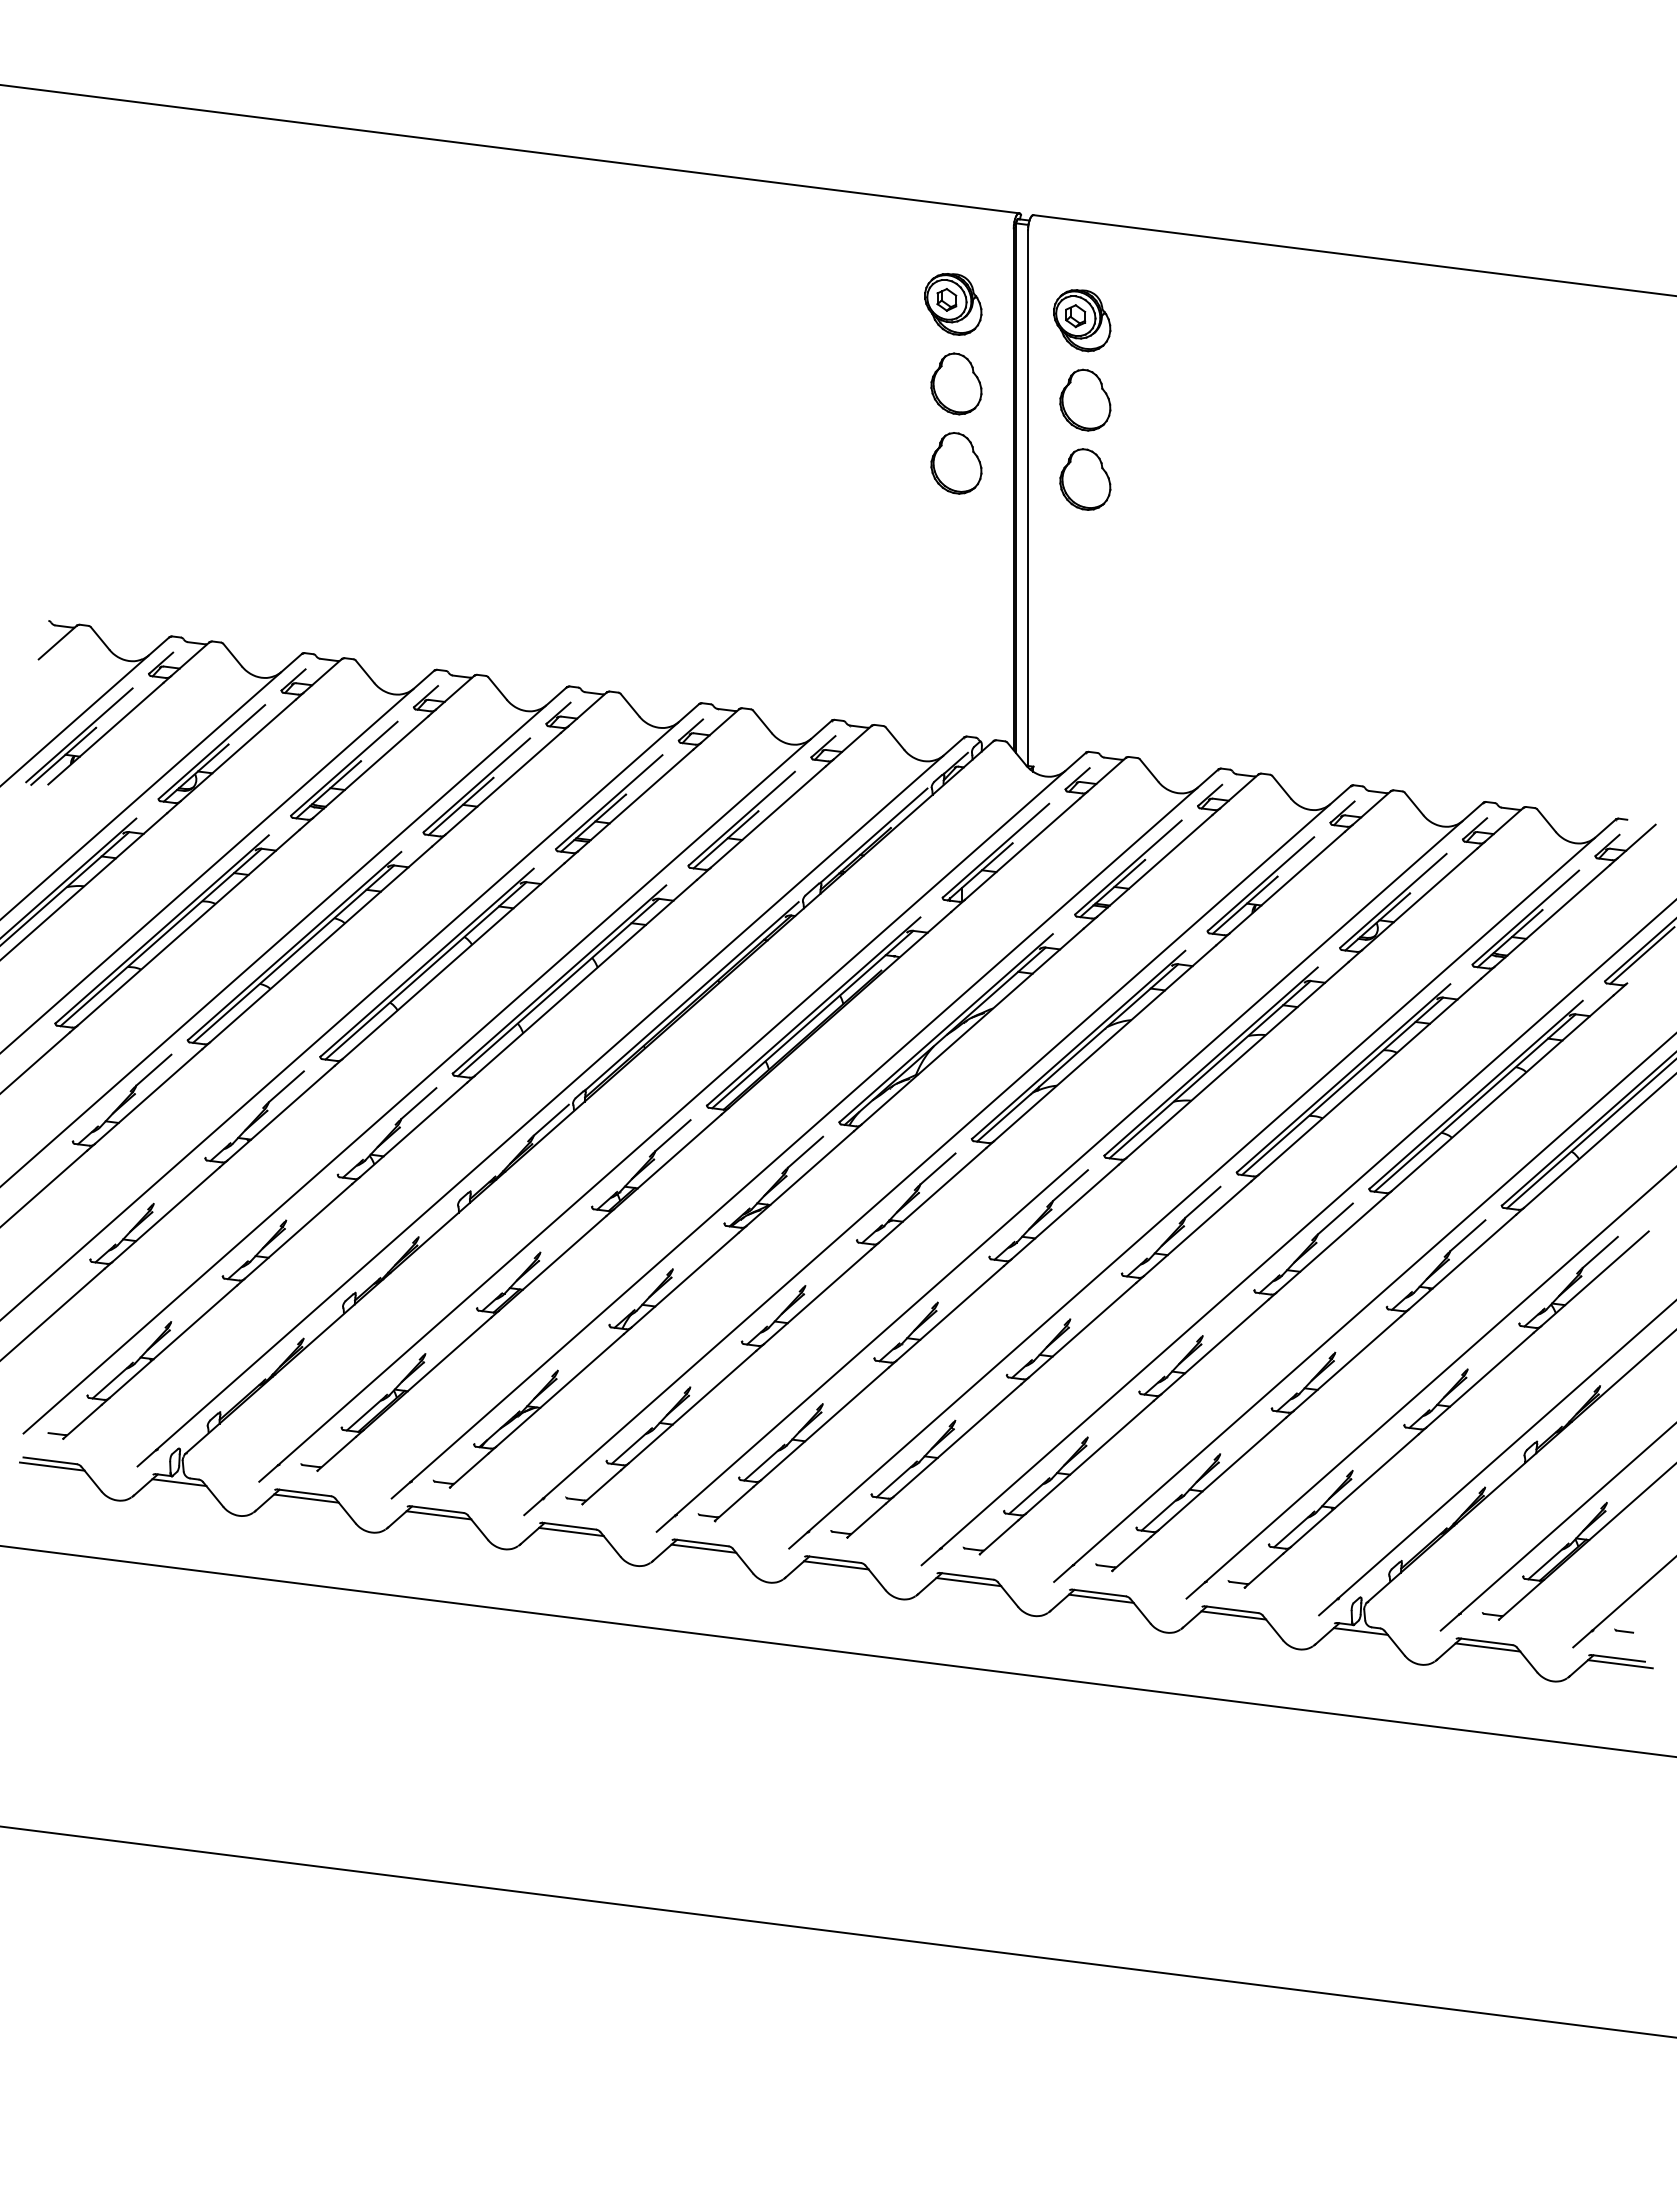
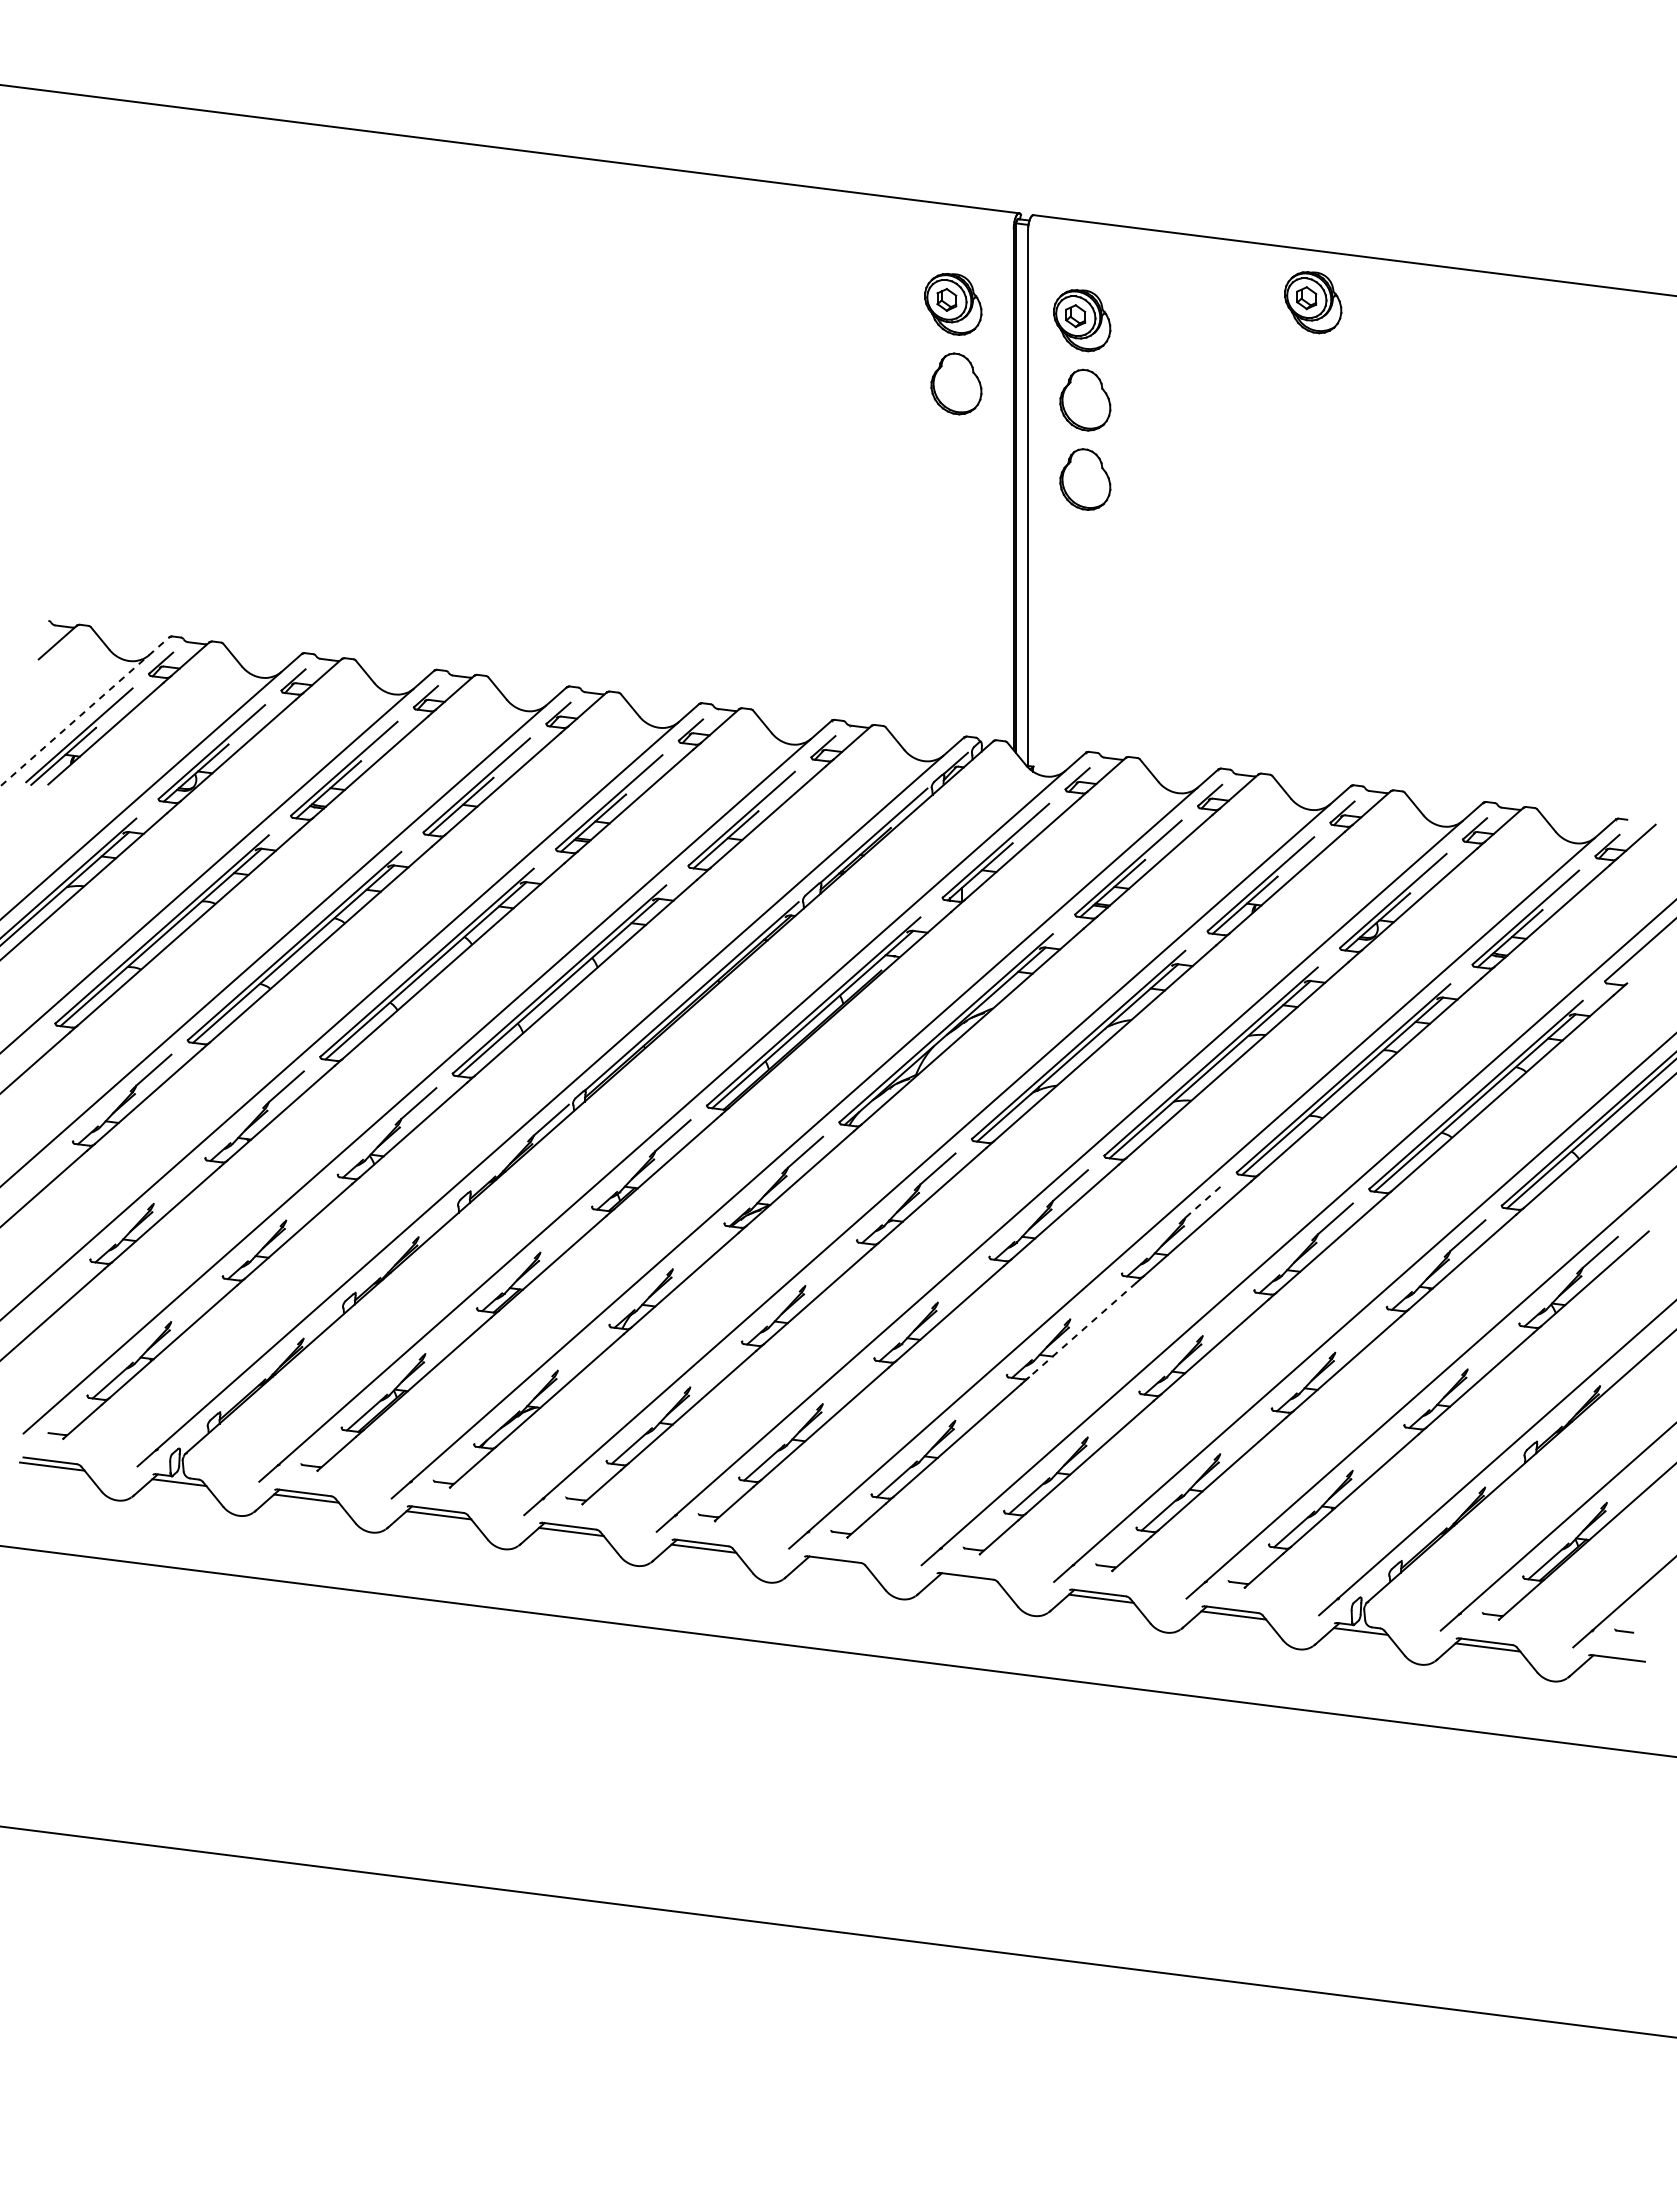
part: none -> present (1313, 302)
part: present -> none (956, 463)
line: solid -> dashed (85, 711)
line: present -> none (1641, 955)
line: solid -> dashed (1202, 1202)
line: solid -> dashed (1082, 1330)
line: present -> none (836, 1565)
line: present -> none (968, 1582)
line: present -> none (1620, 1664)
